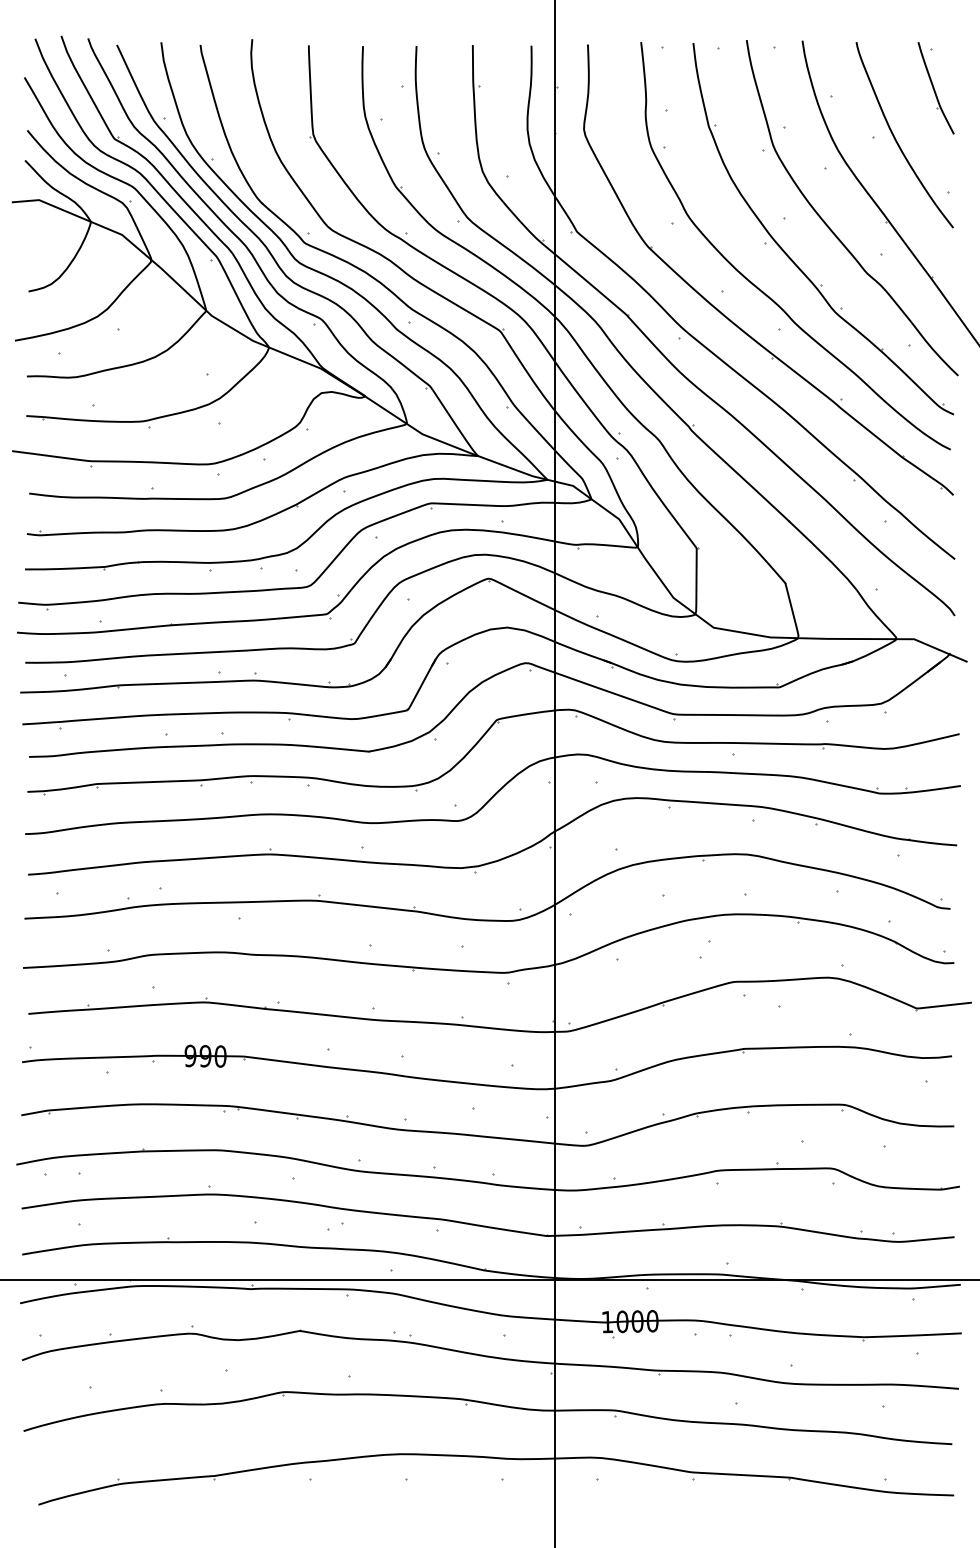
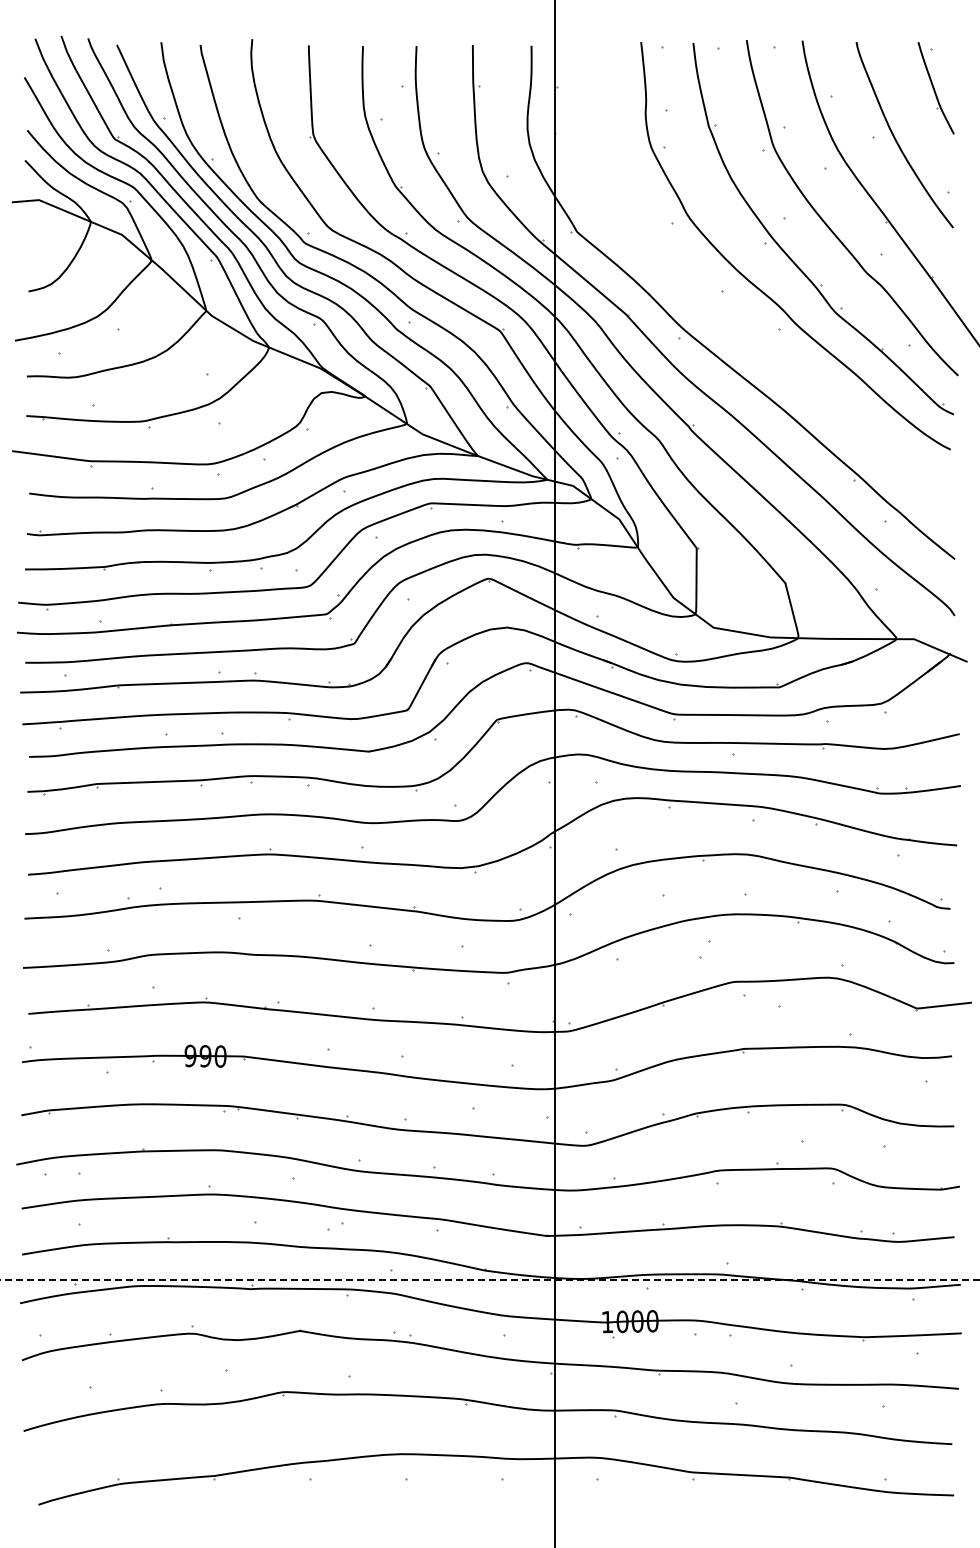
part: present -> none (728, 317)
line: solid -> dashed (490, 1280)
